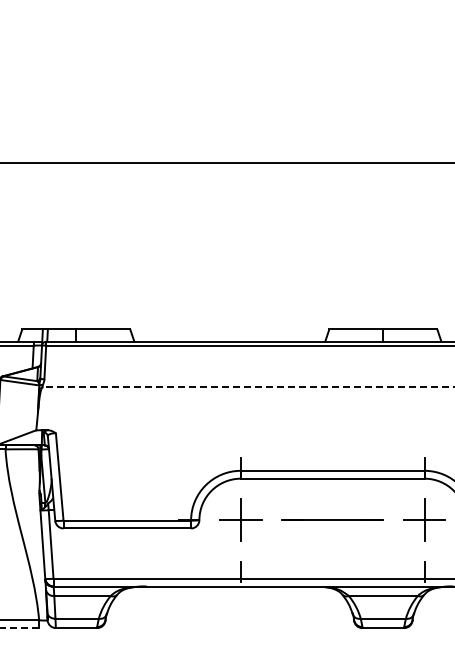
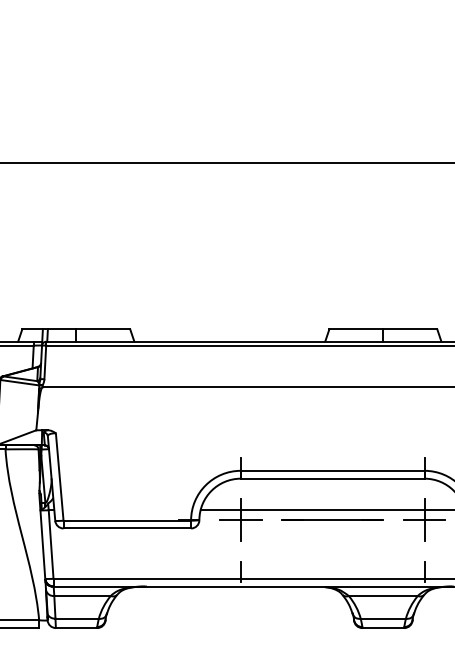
line: dashed -> solid (248, 387)
line: none -> present (325, 510)
line: dashed -> solid (19, 628)
